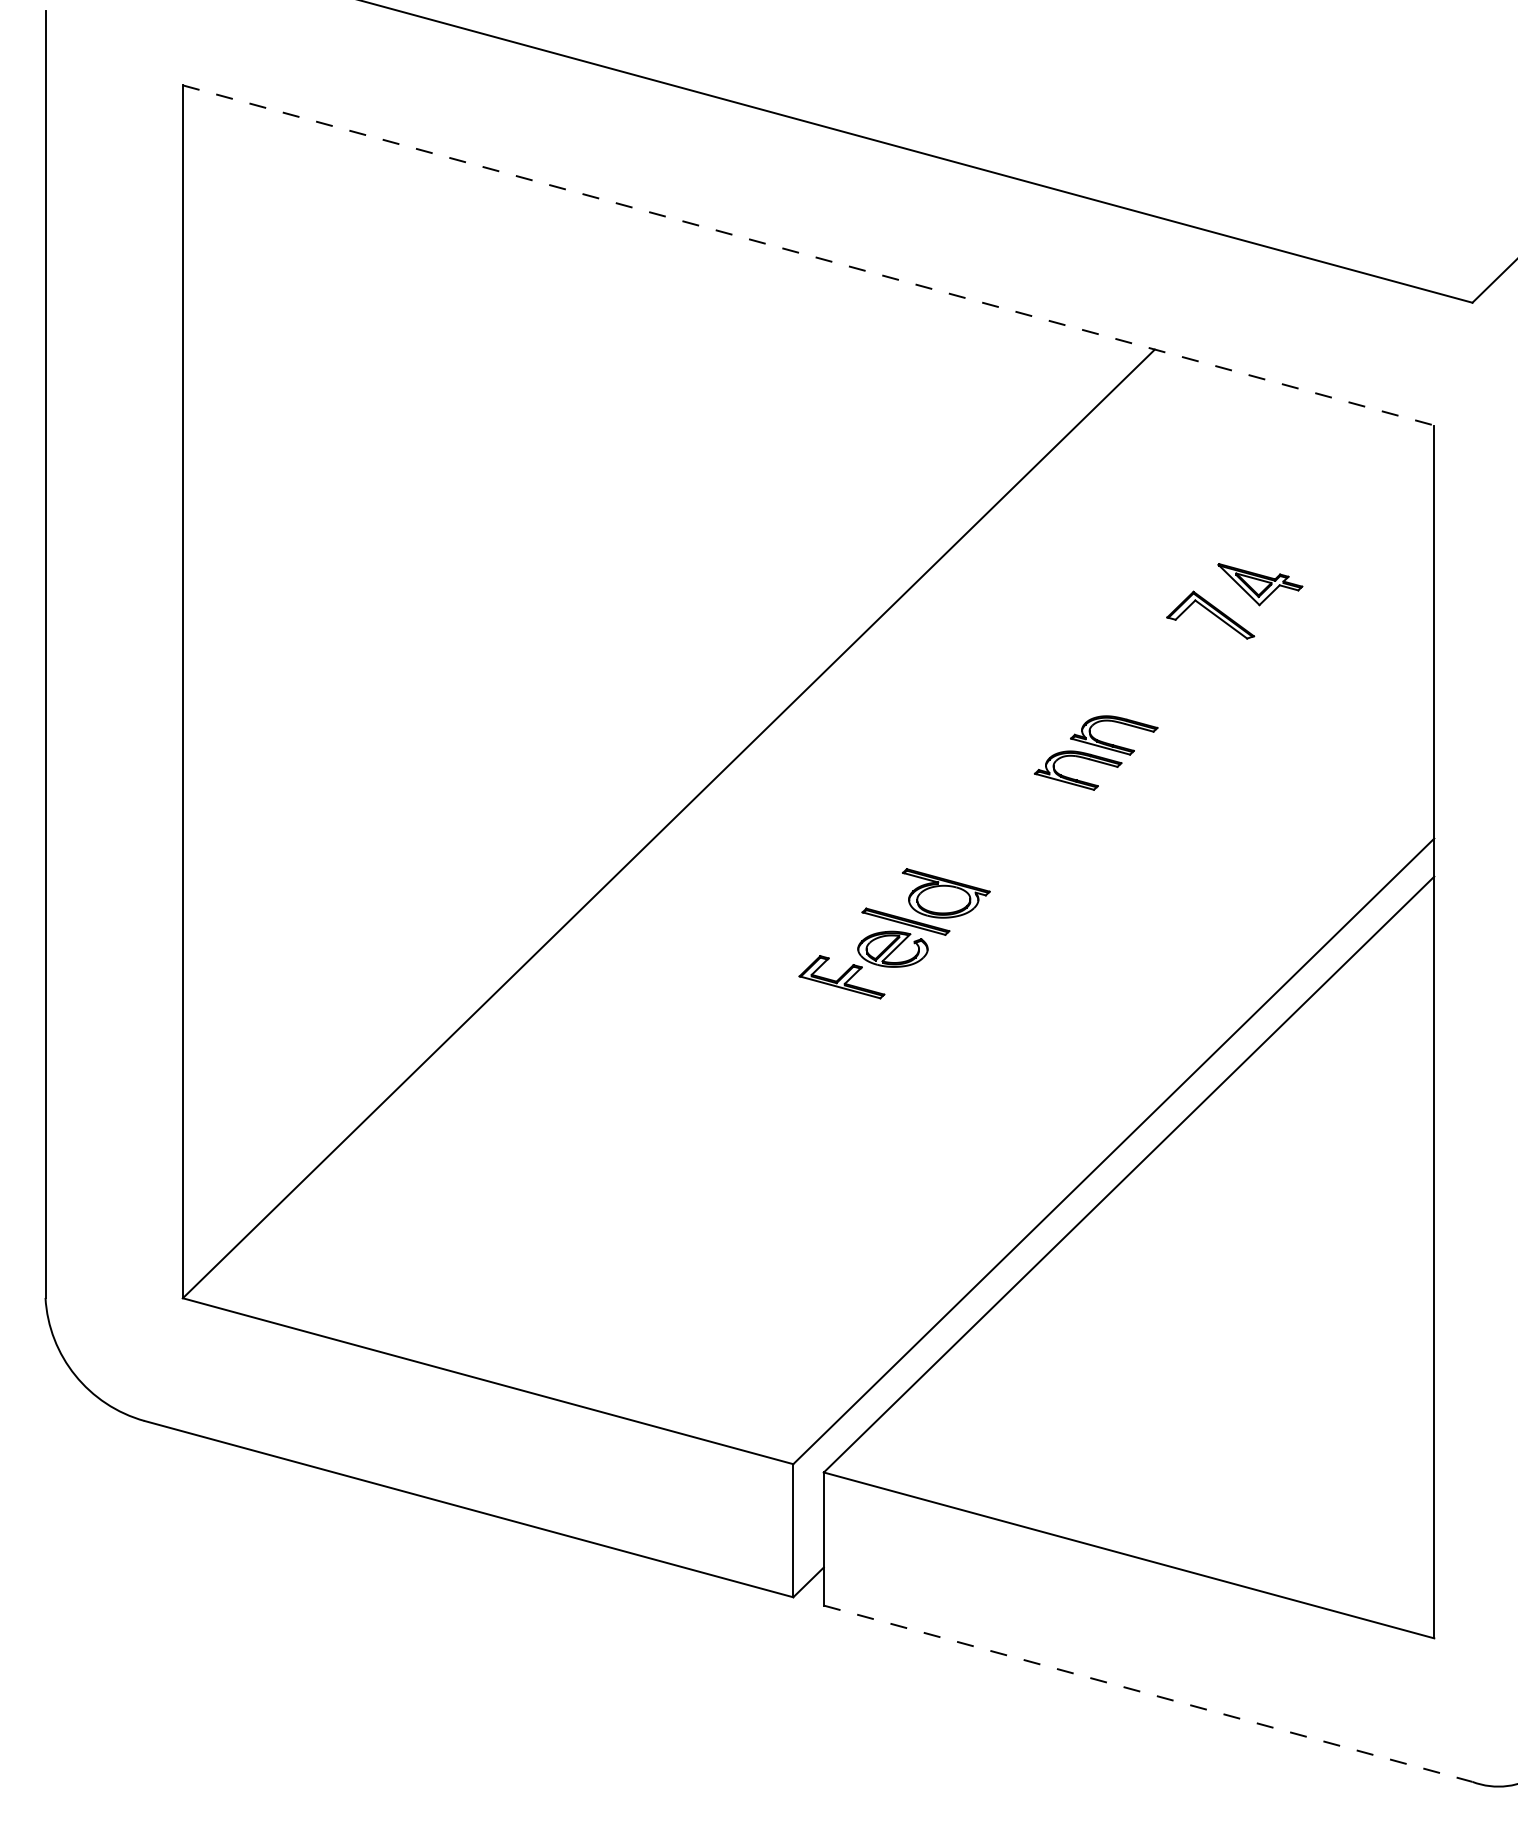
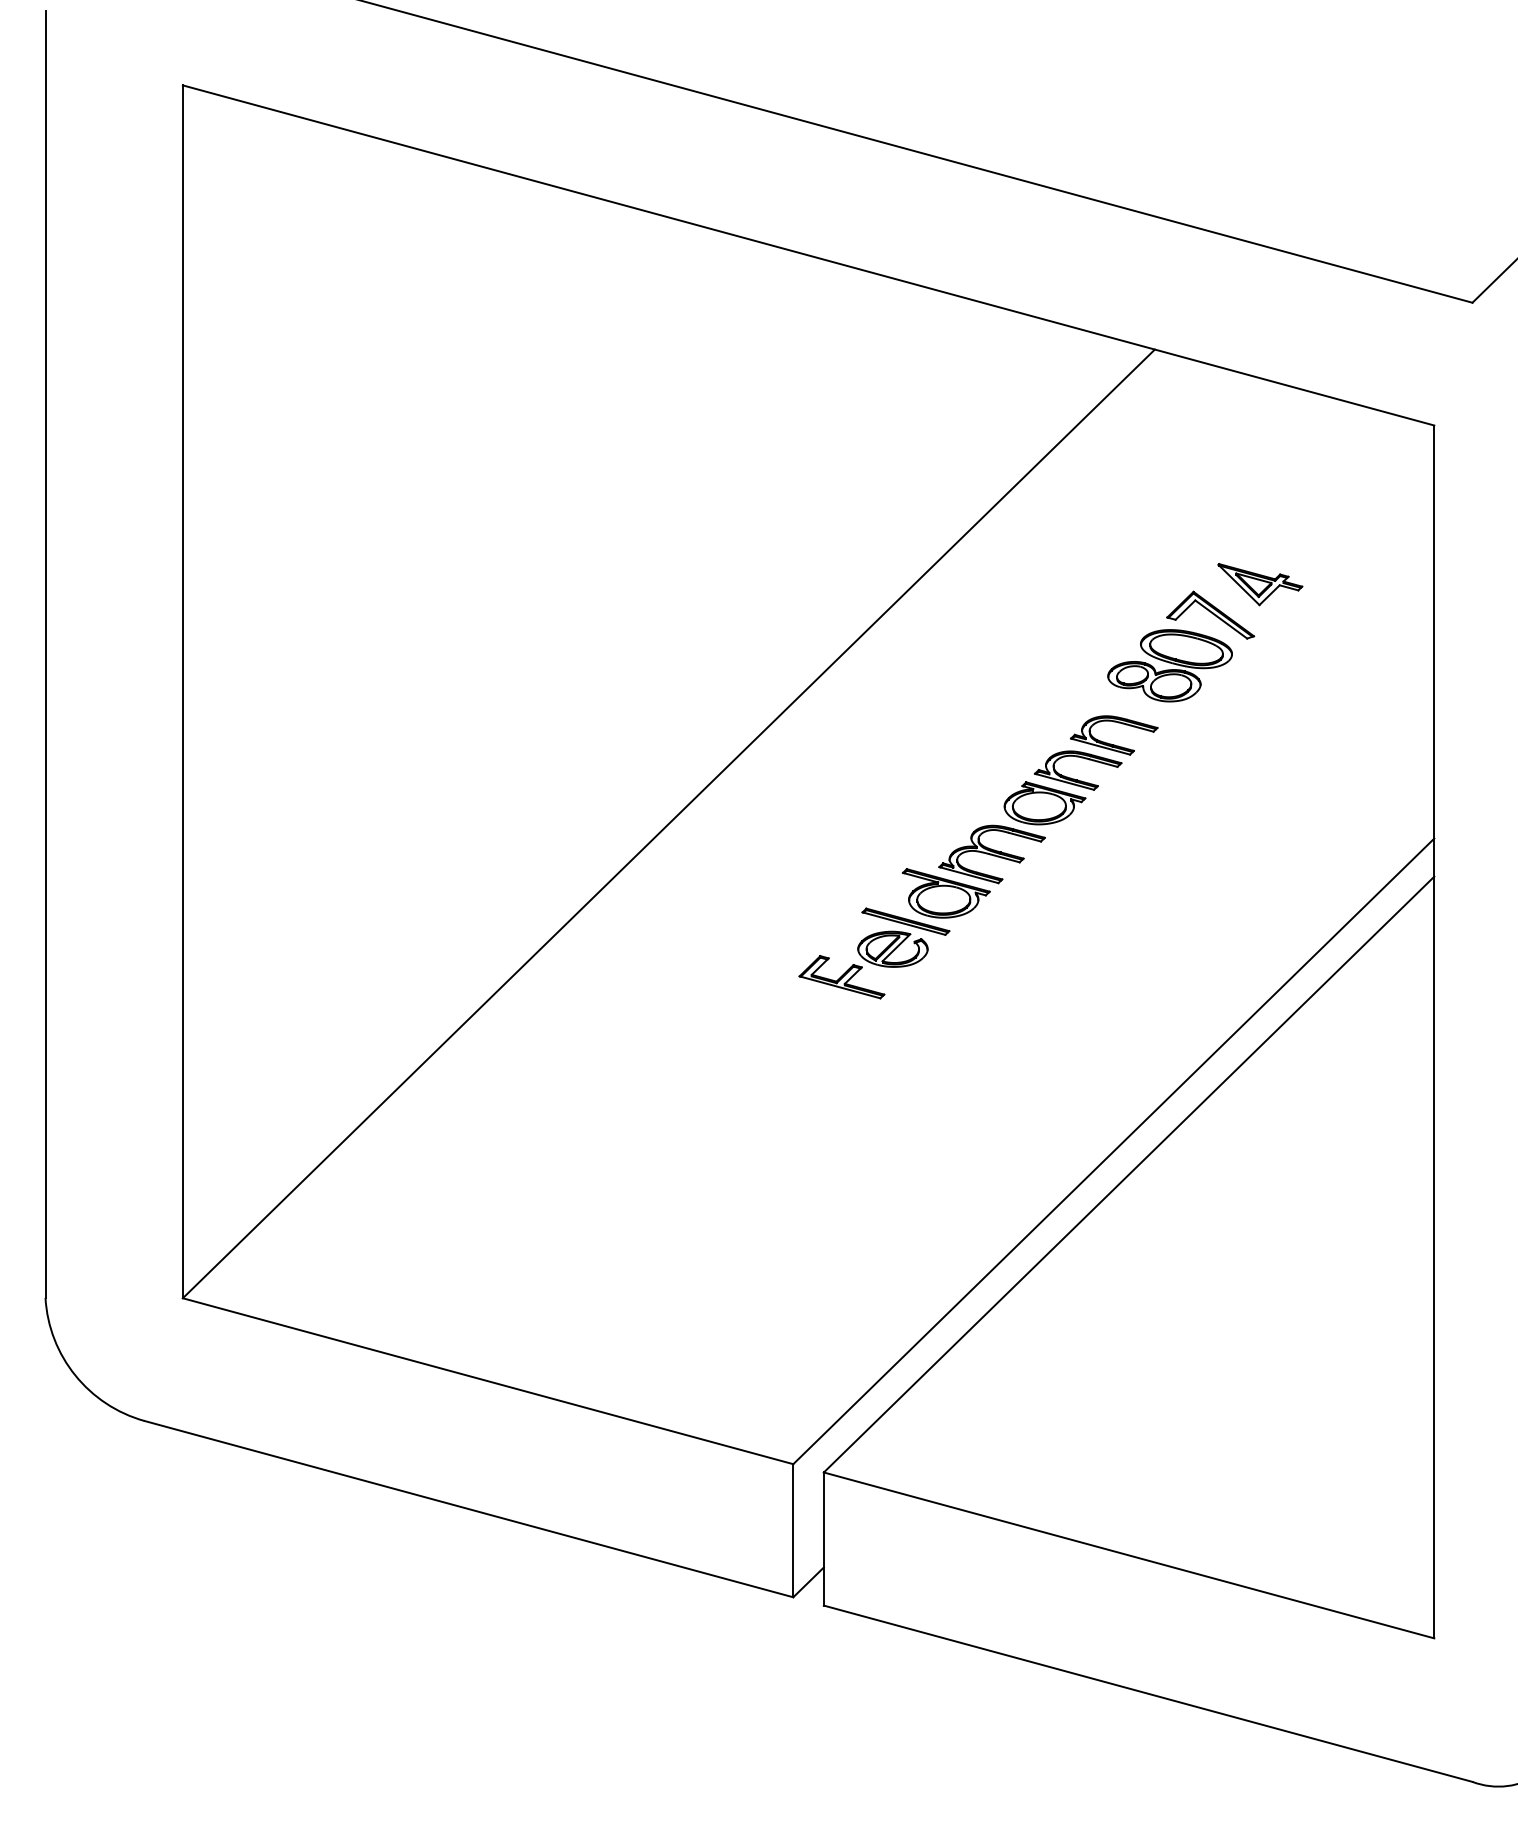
line: dashed -> solid (809, 255)
part: none -> present (1169, 665)
part: none -> present (1012, 832)
line: dashed -> solid (1148, 1693)
